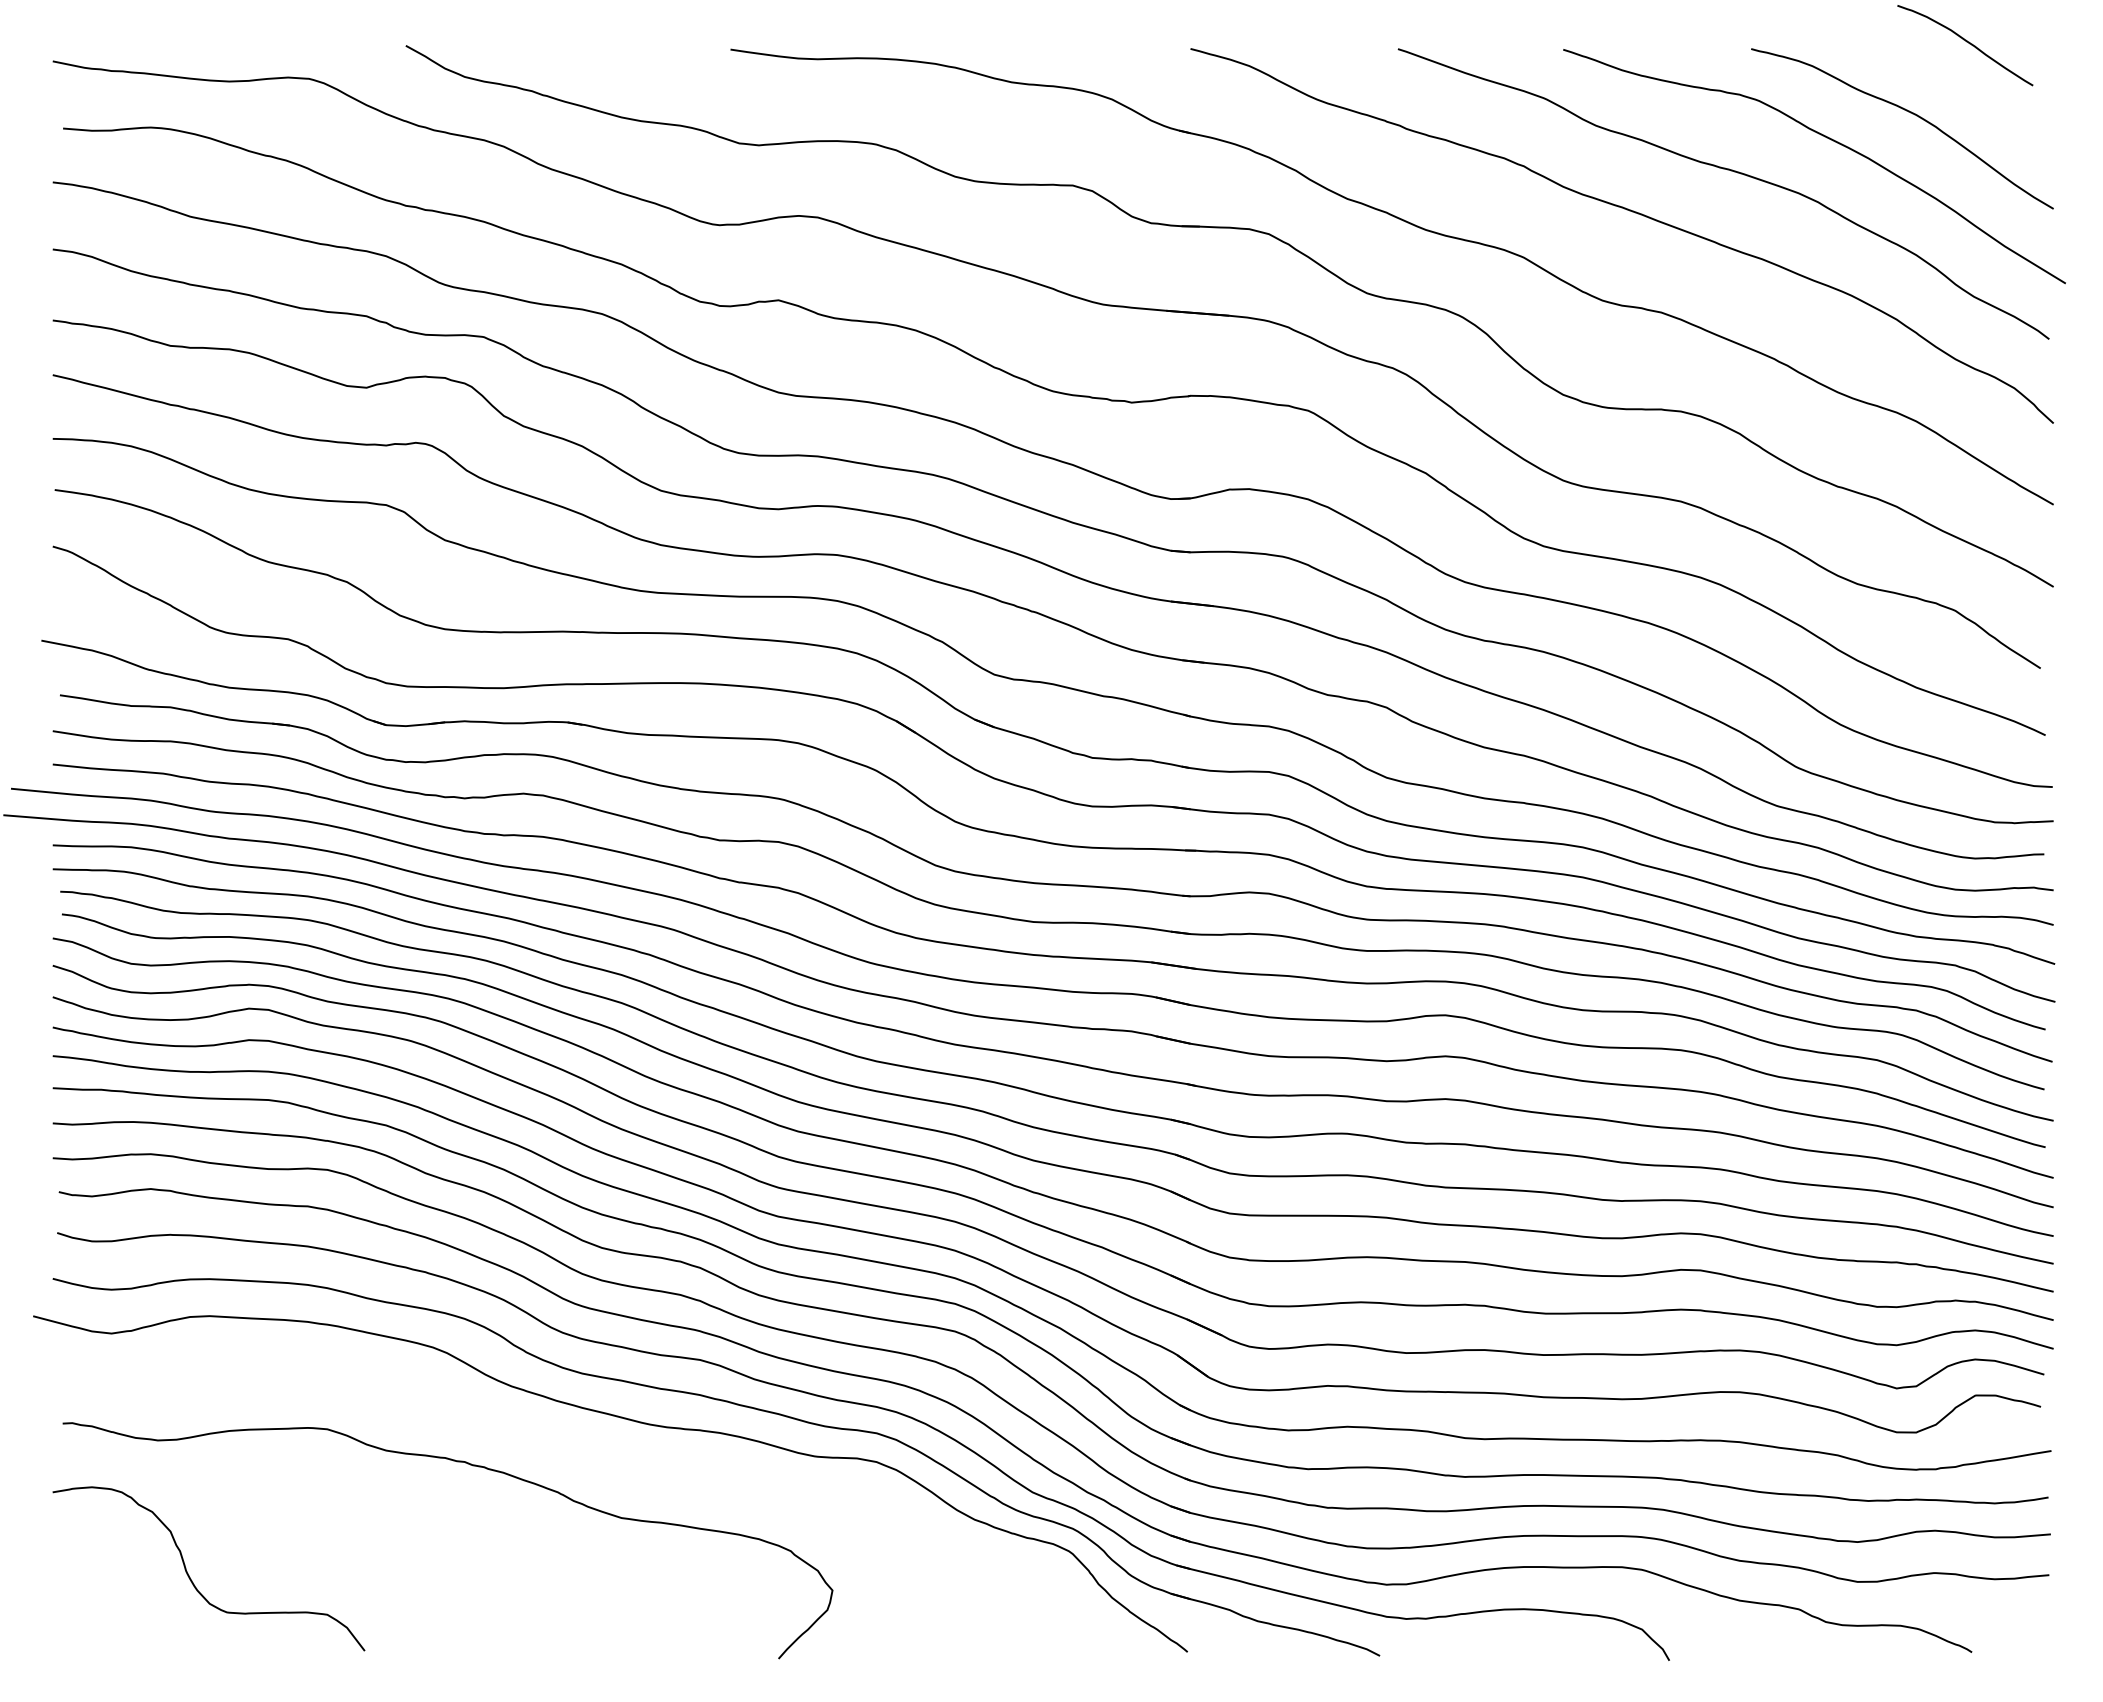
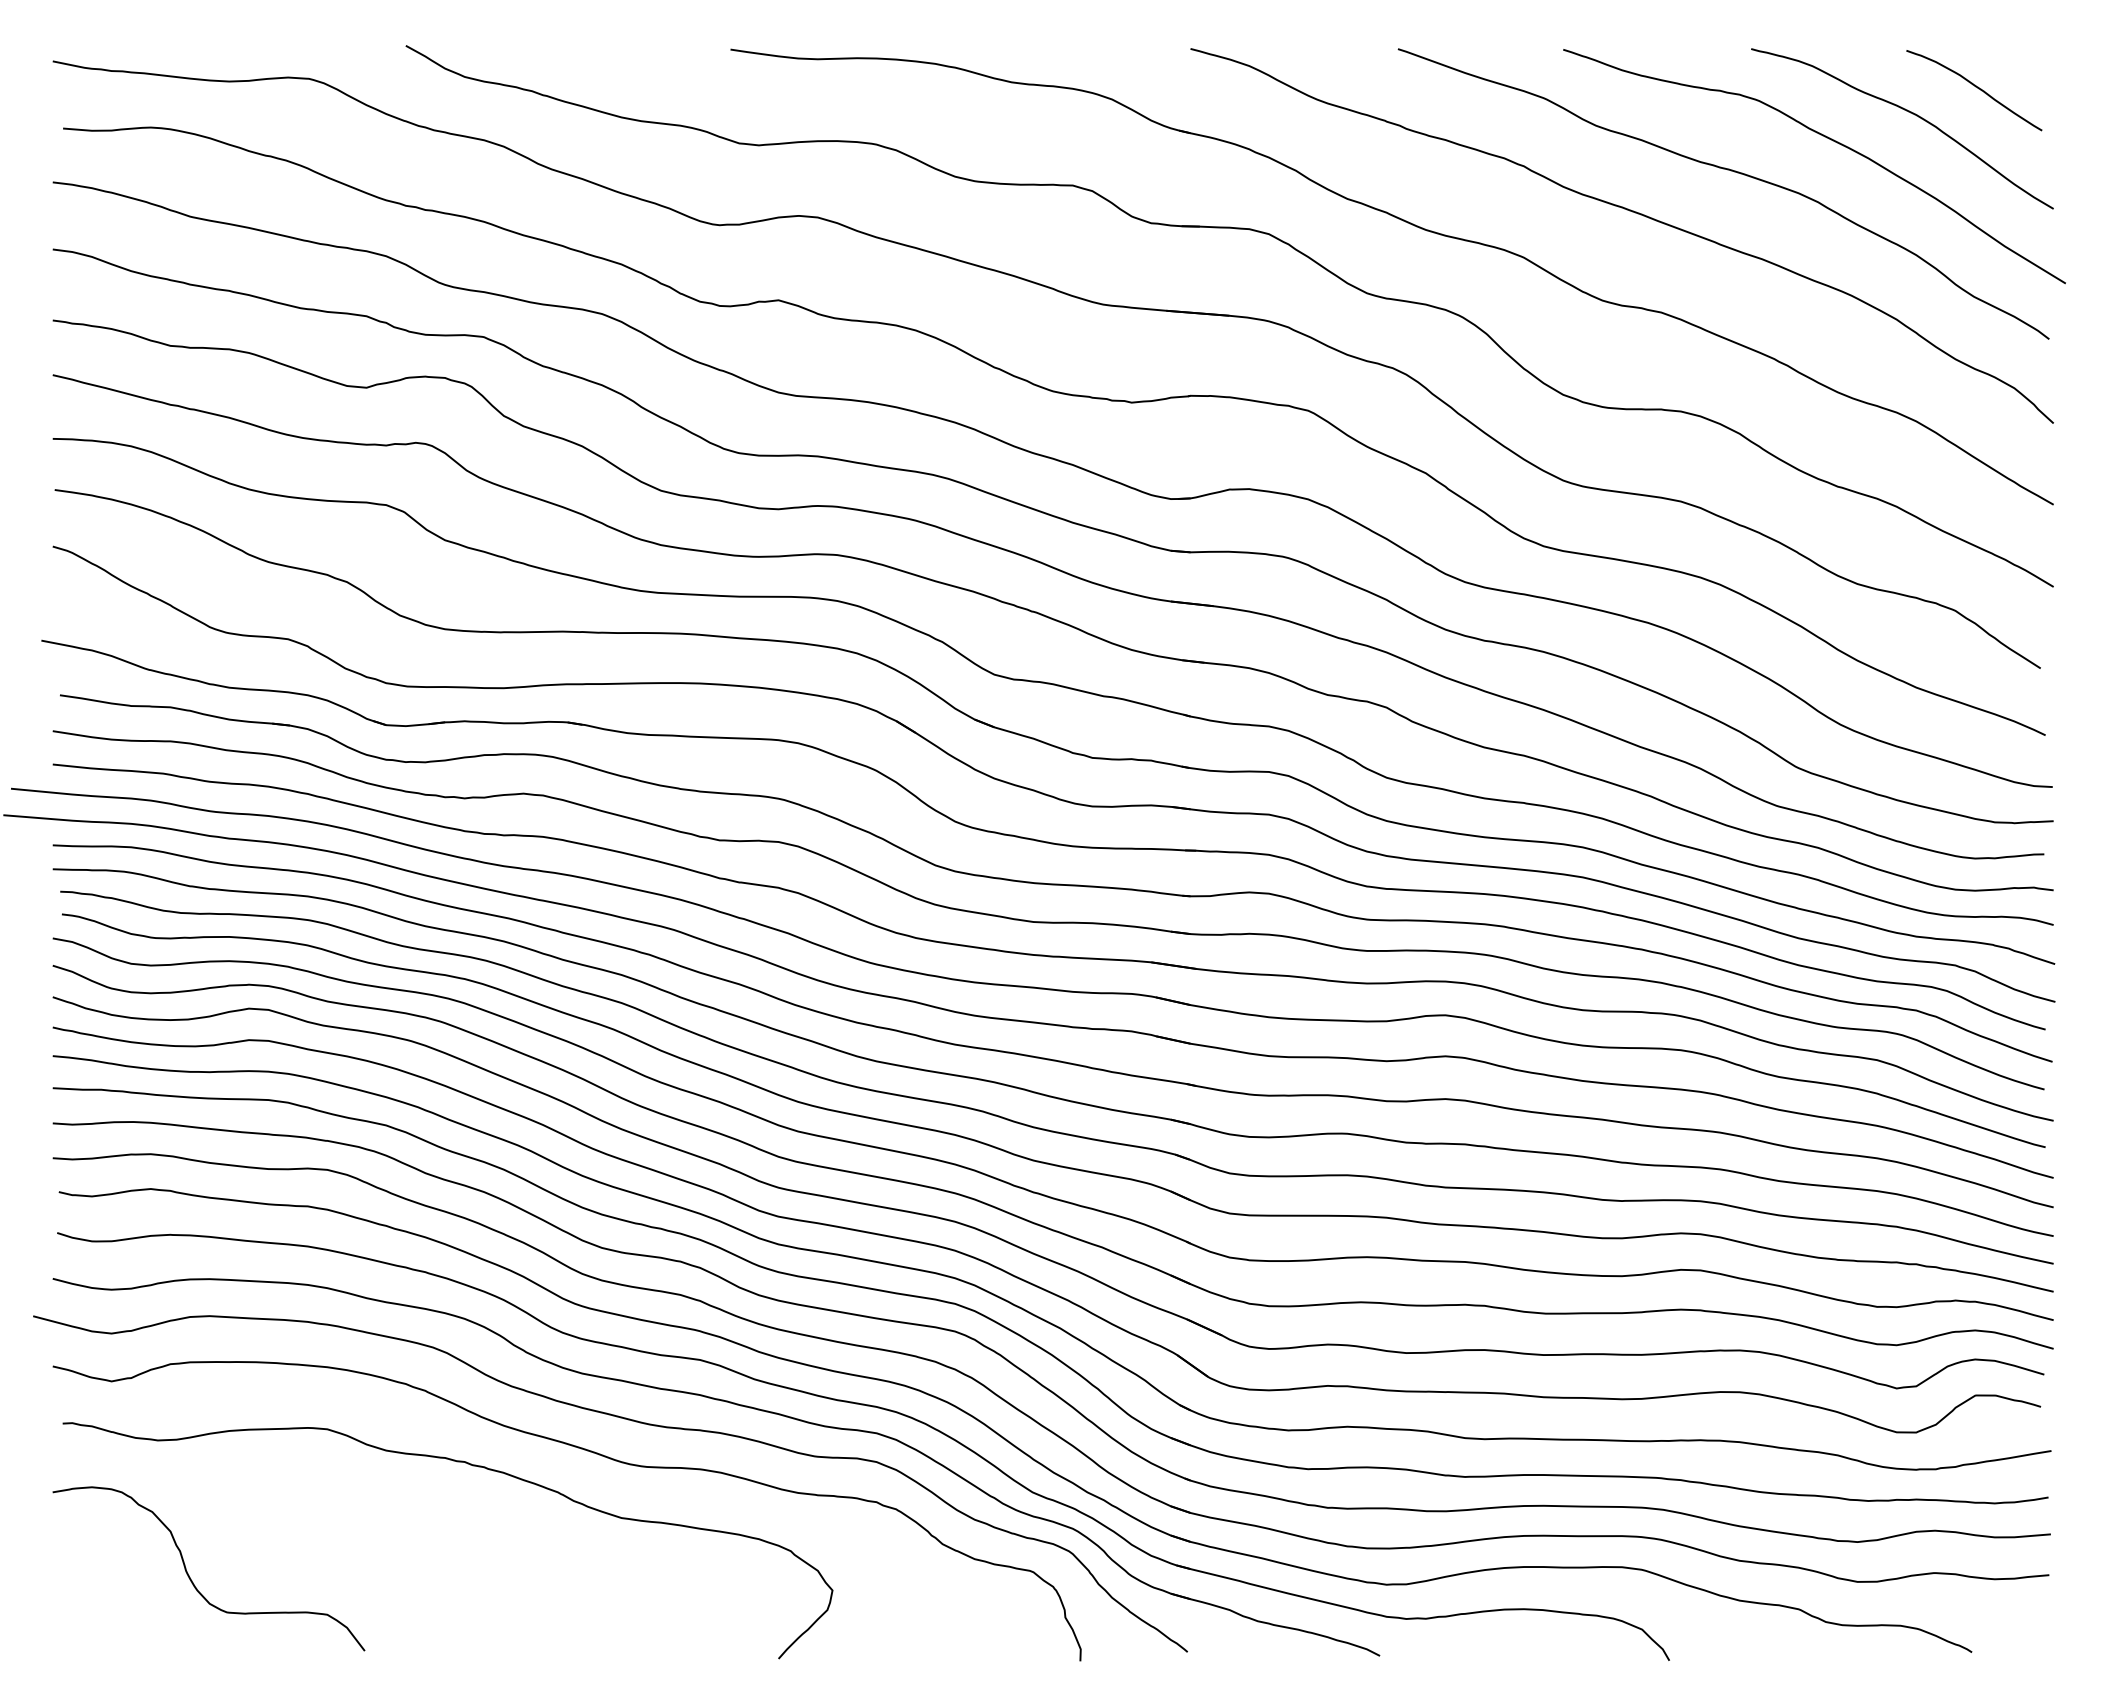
curve position: (1966, 42) -> (1975, 87) (1975, 87)
curve: none -> present (587, 1451)
